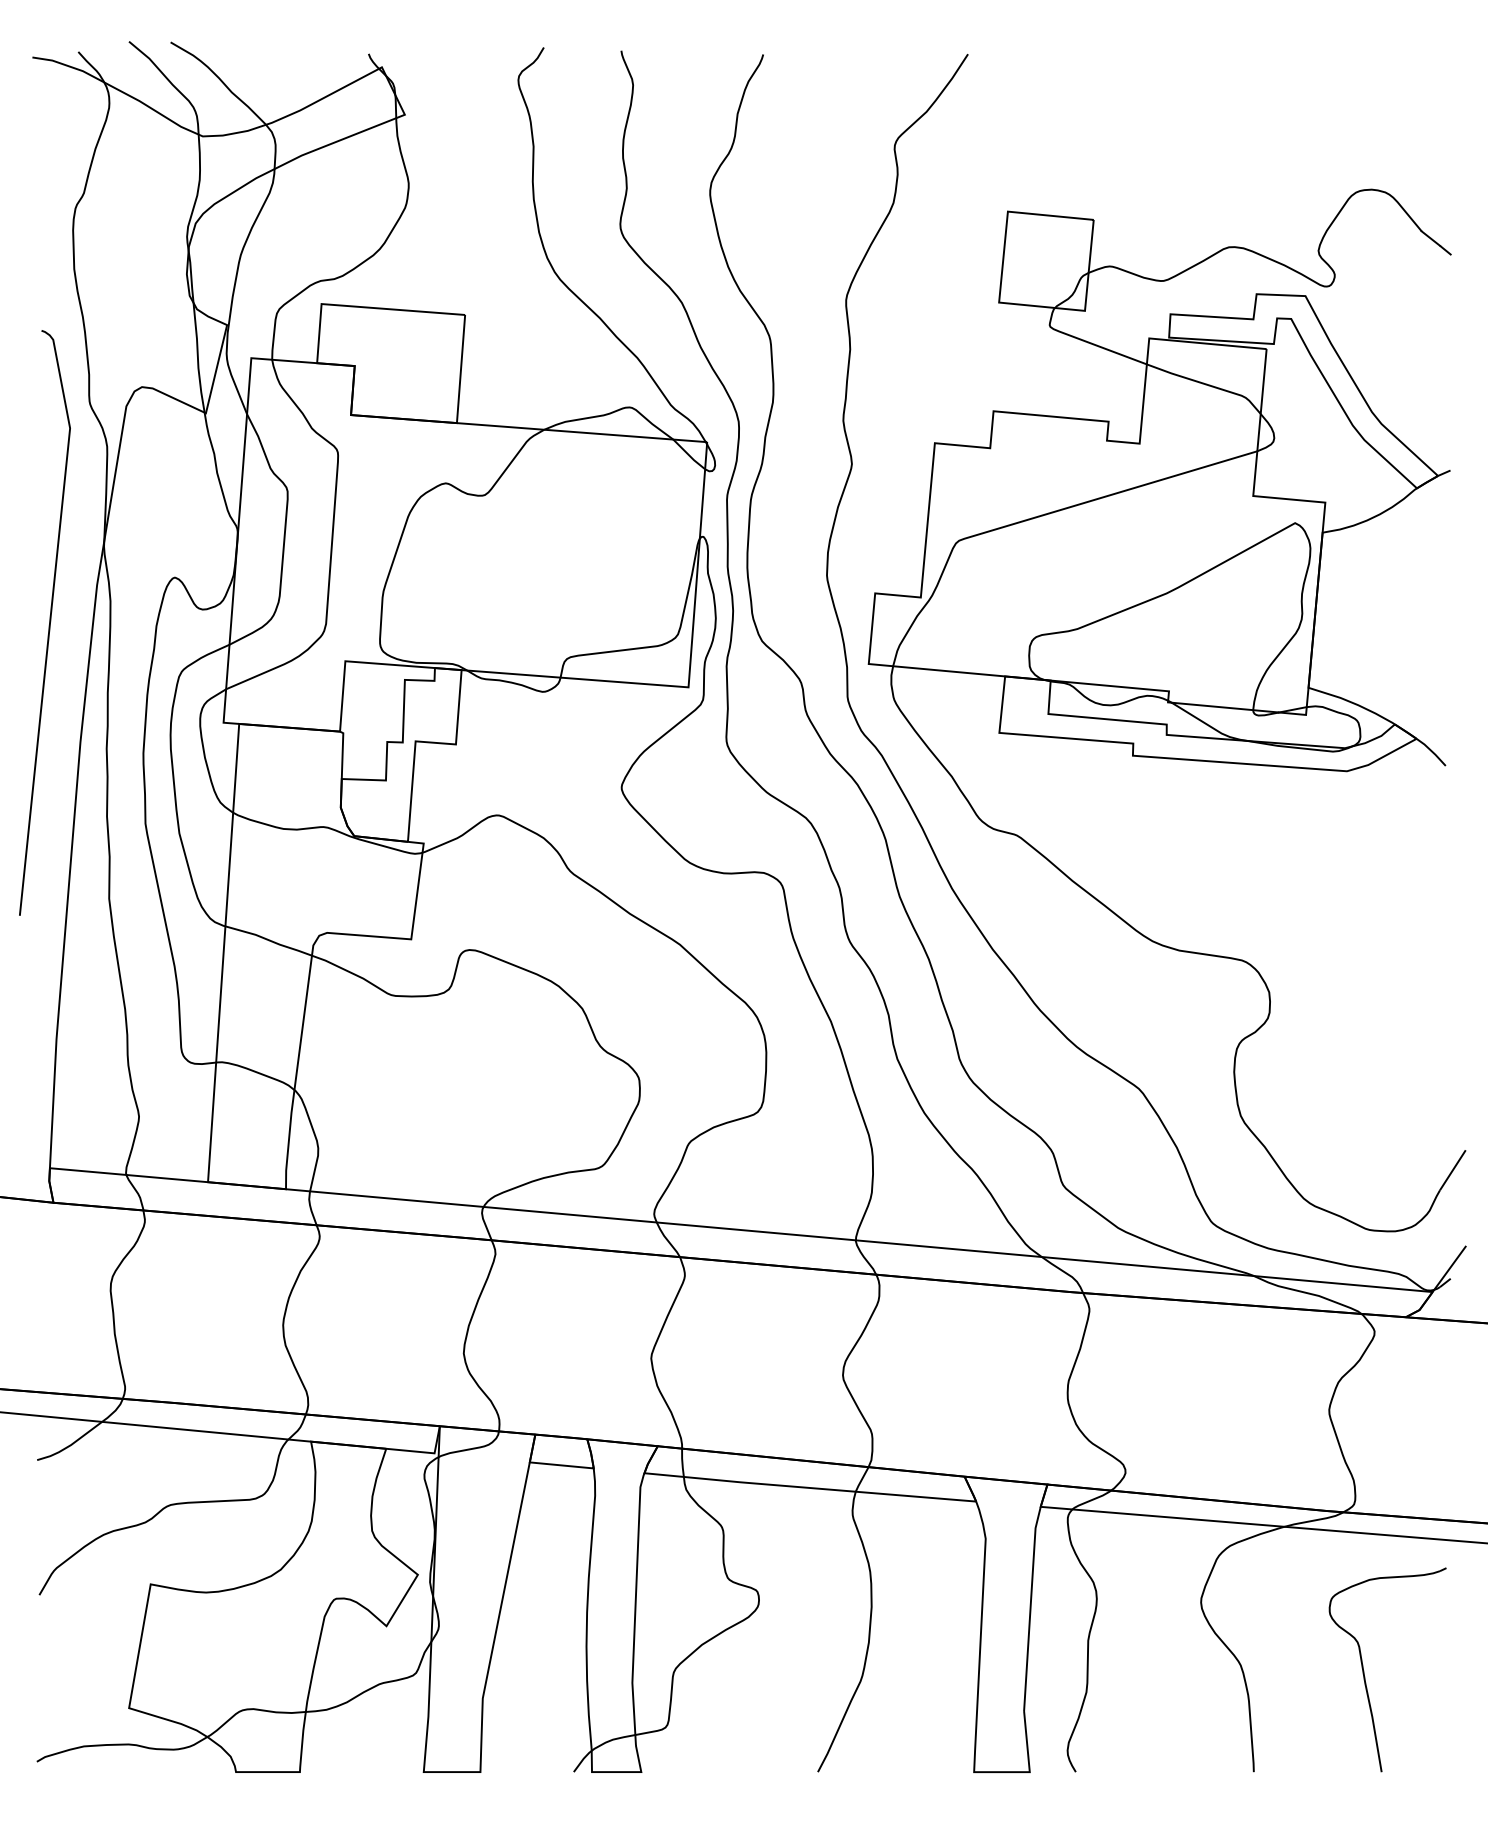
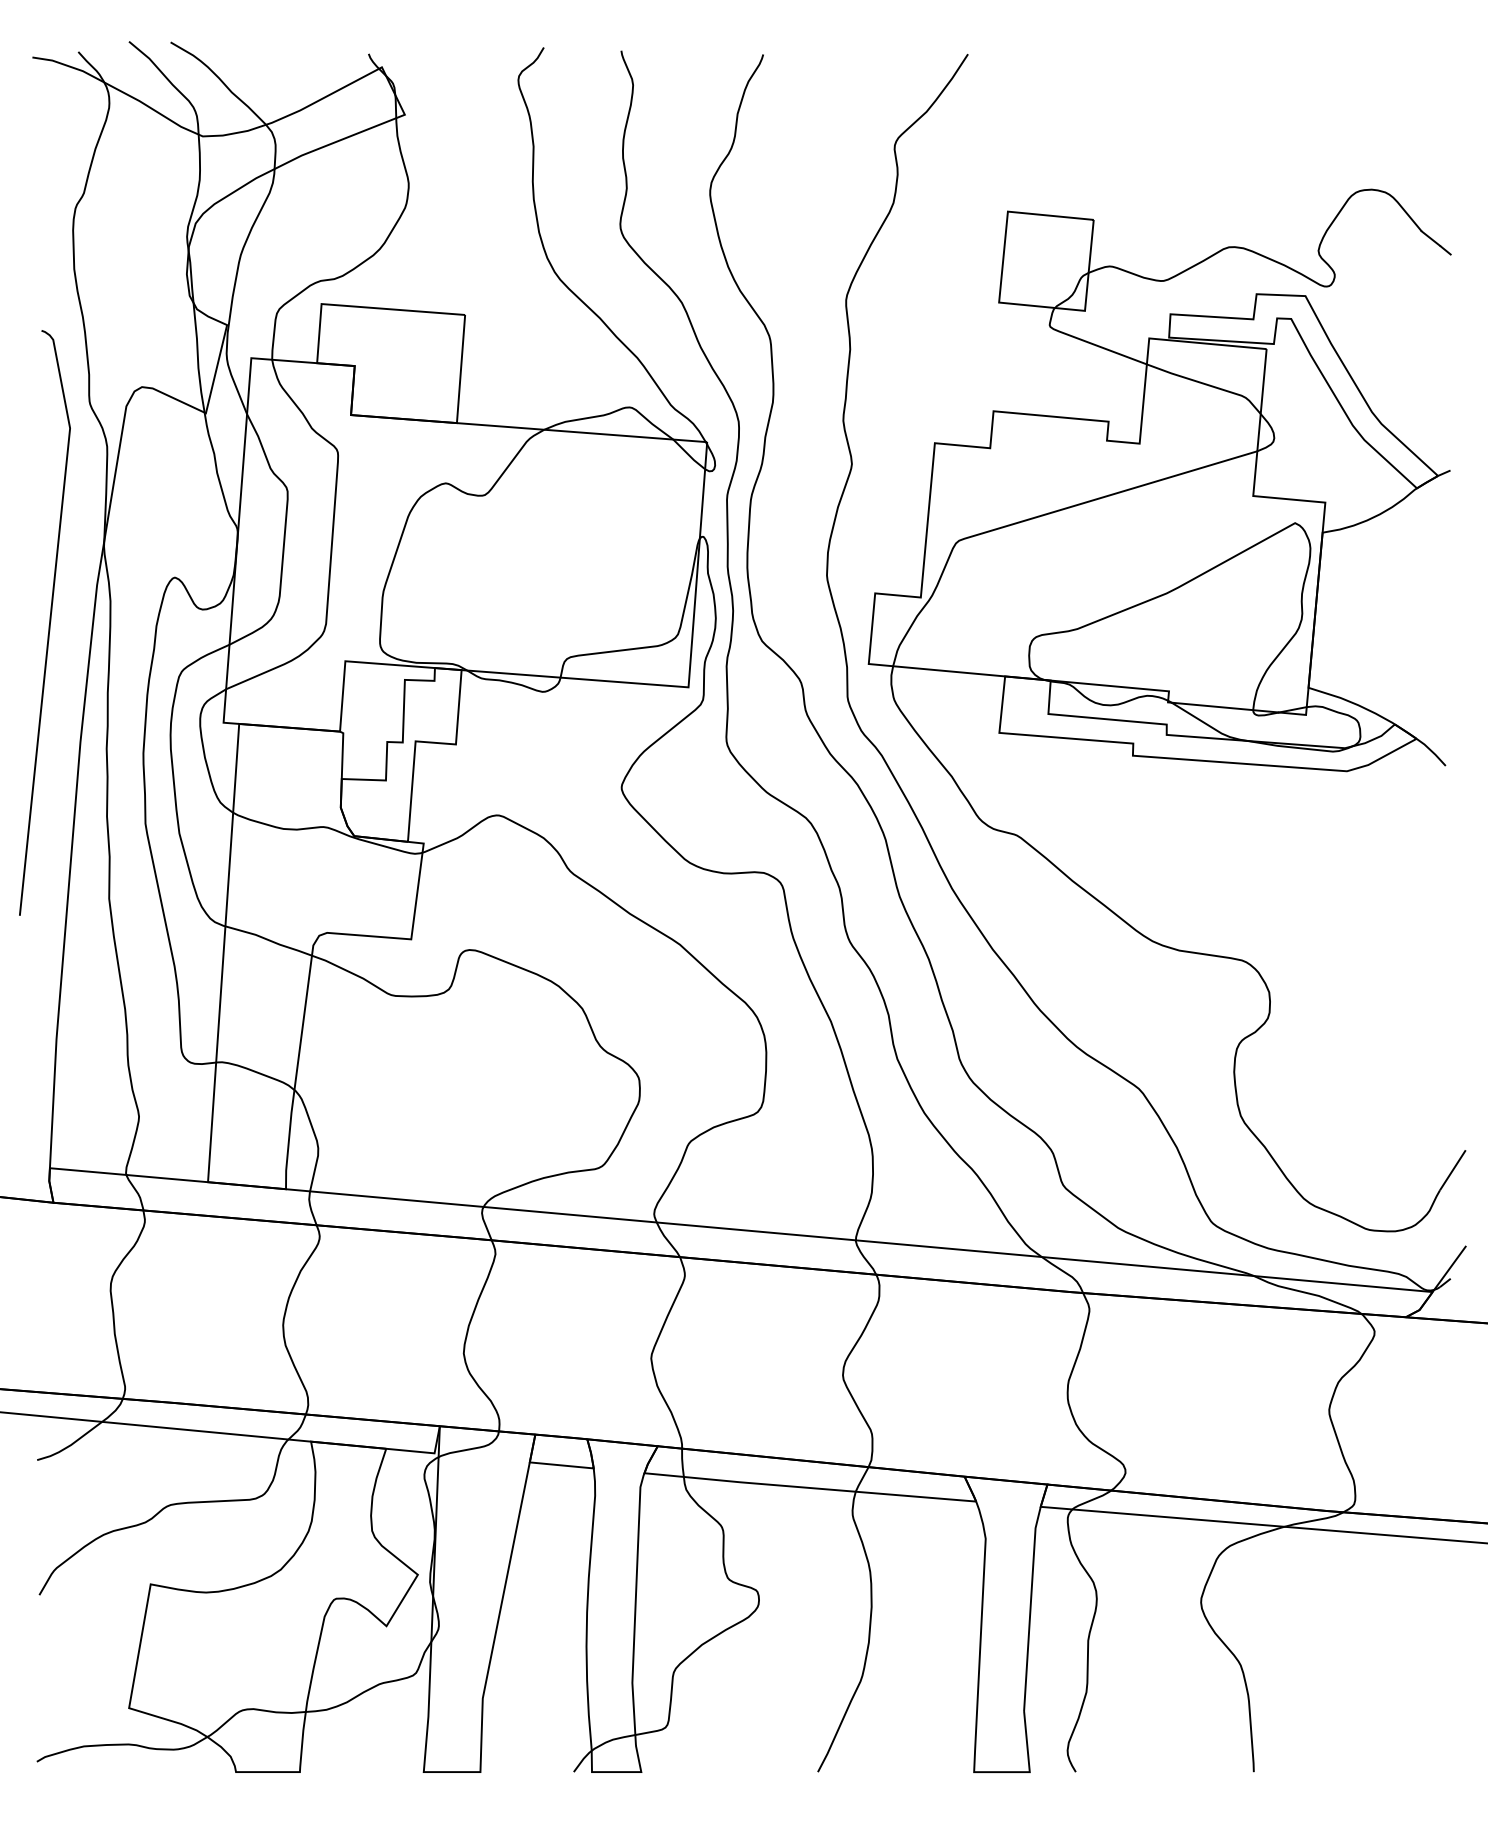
part: present -> none (1364, 1670)
